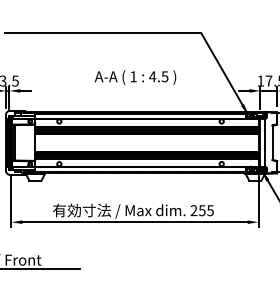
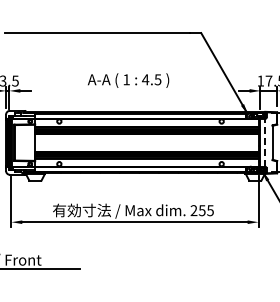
text position: (135, 77) -> (128, 80) (128, 80)
line: solid -> dashed (265, 142)
